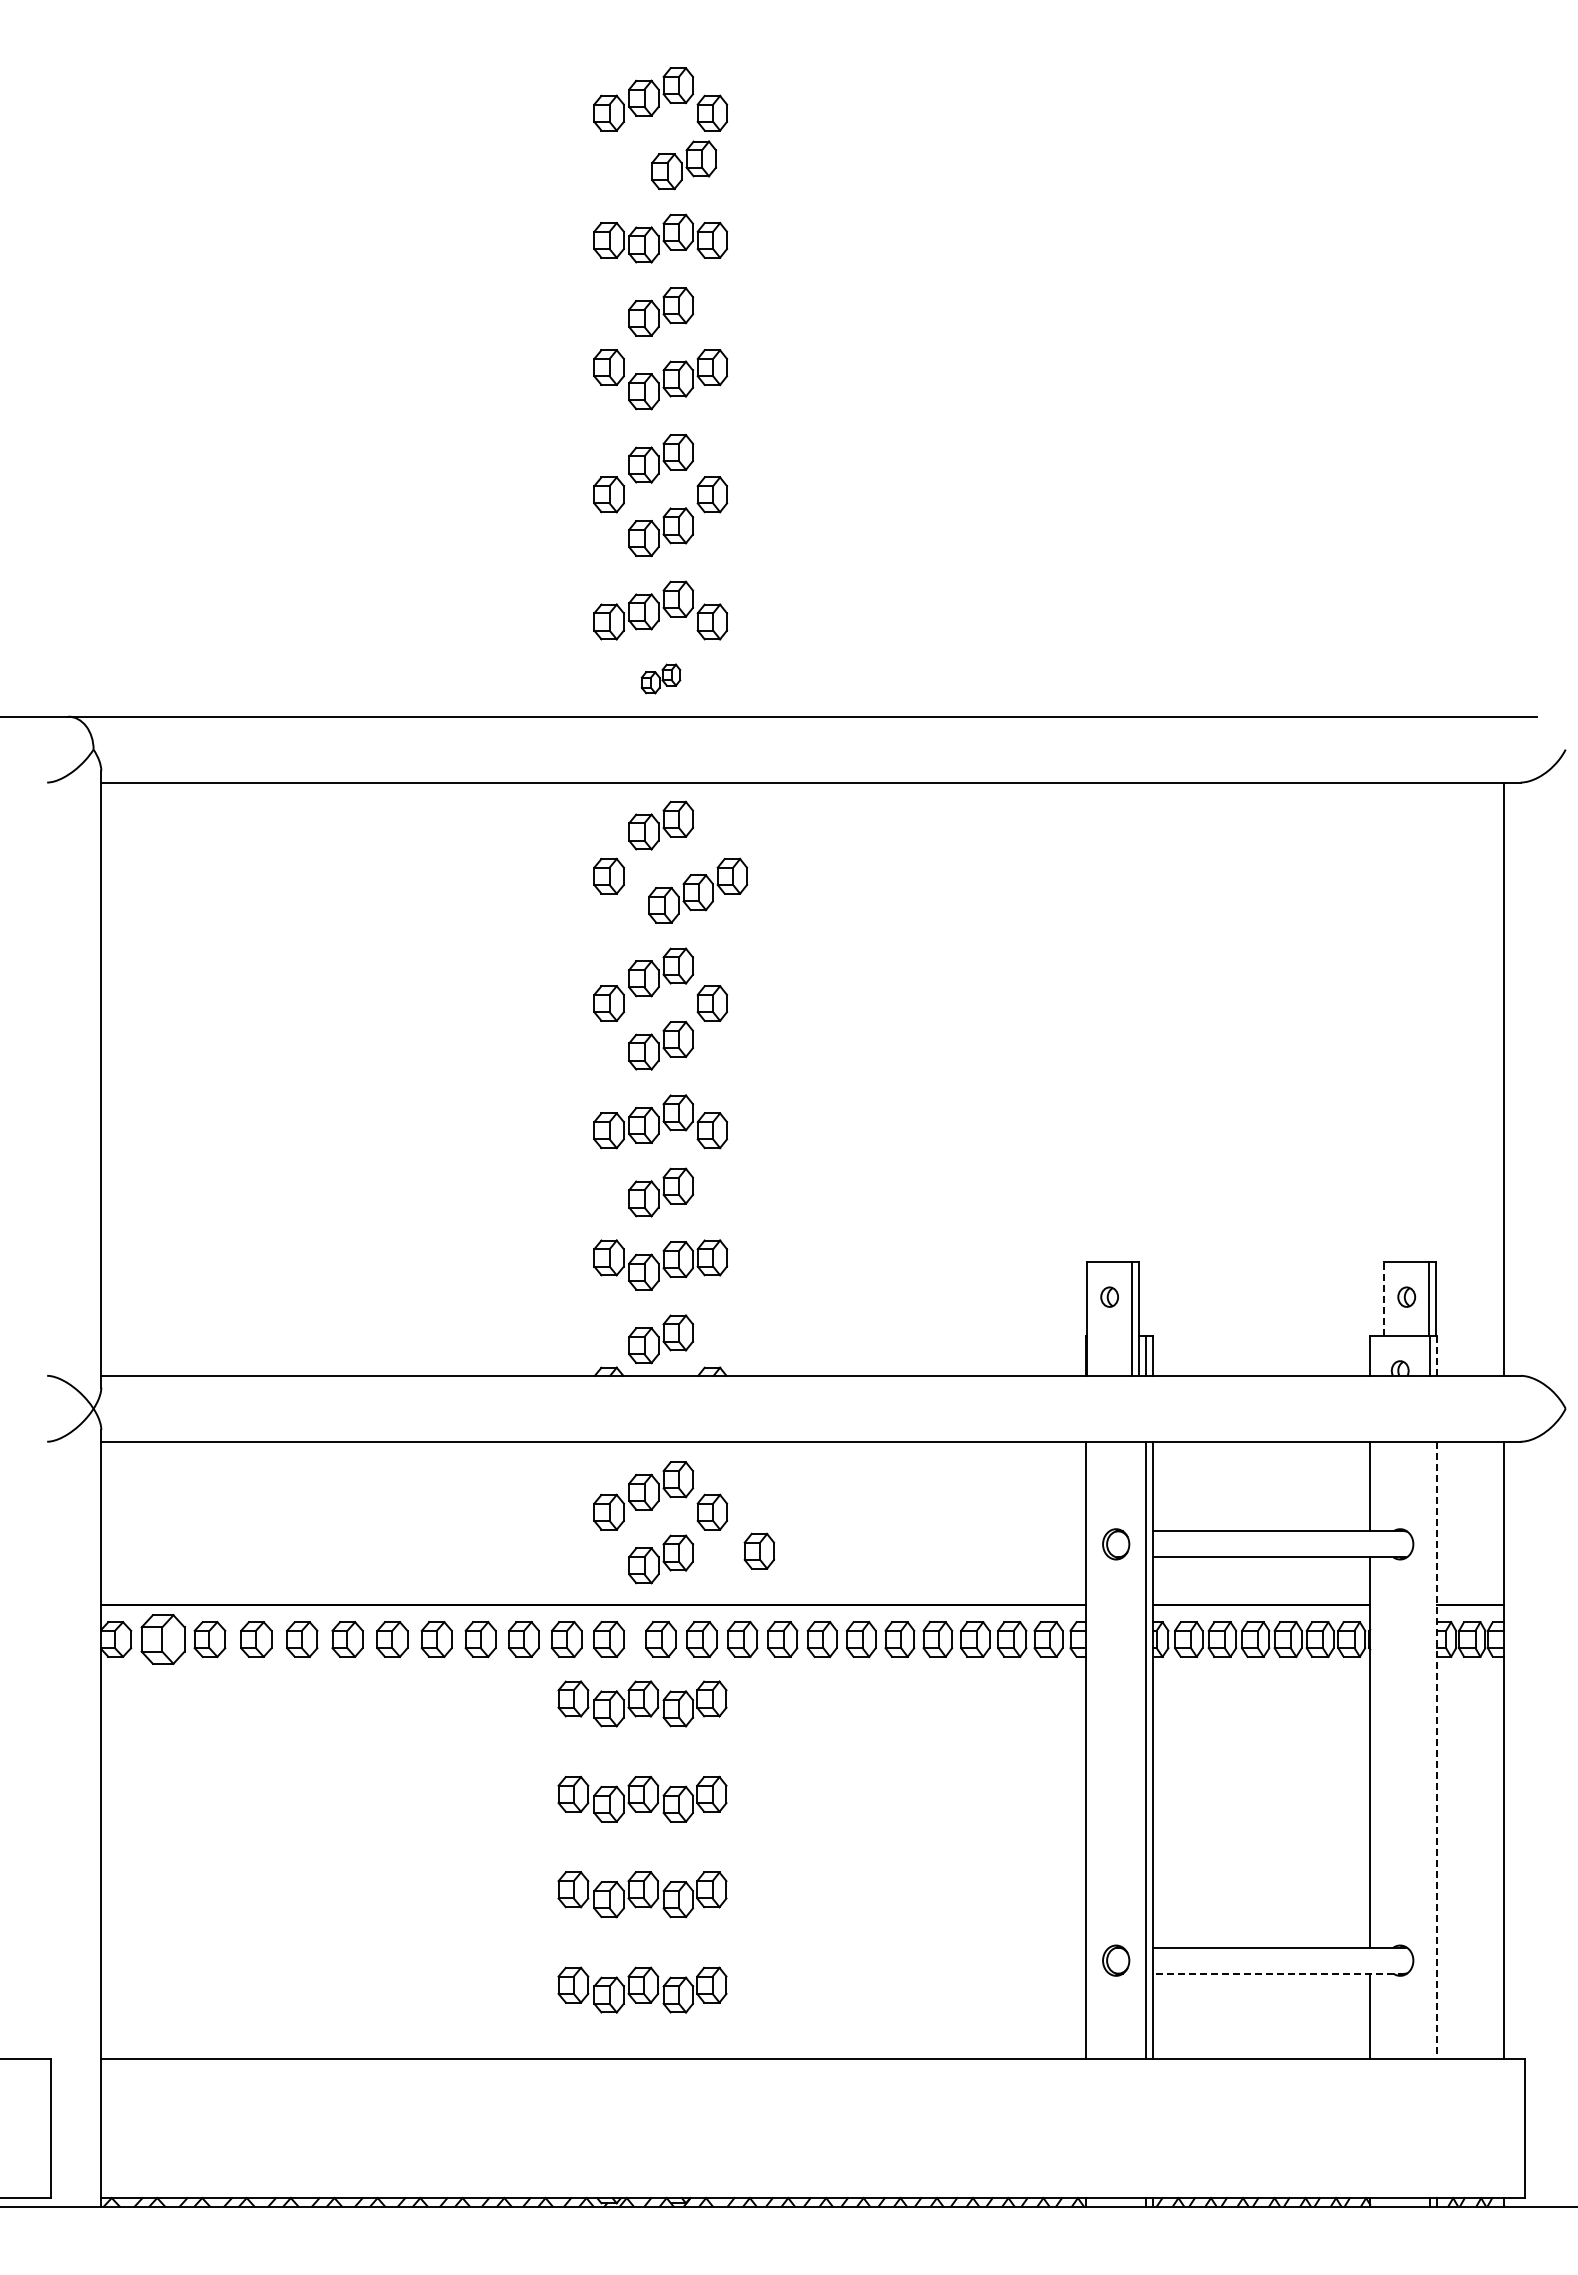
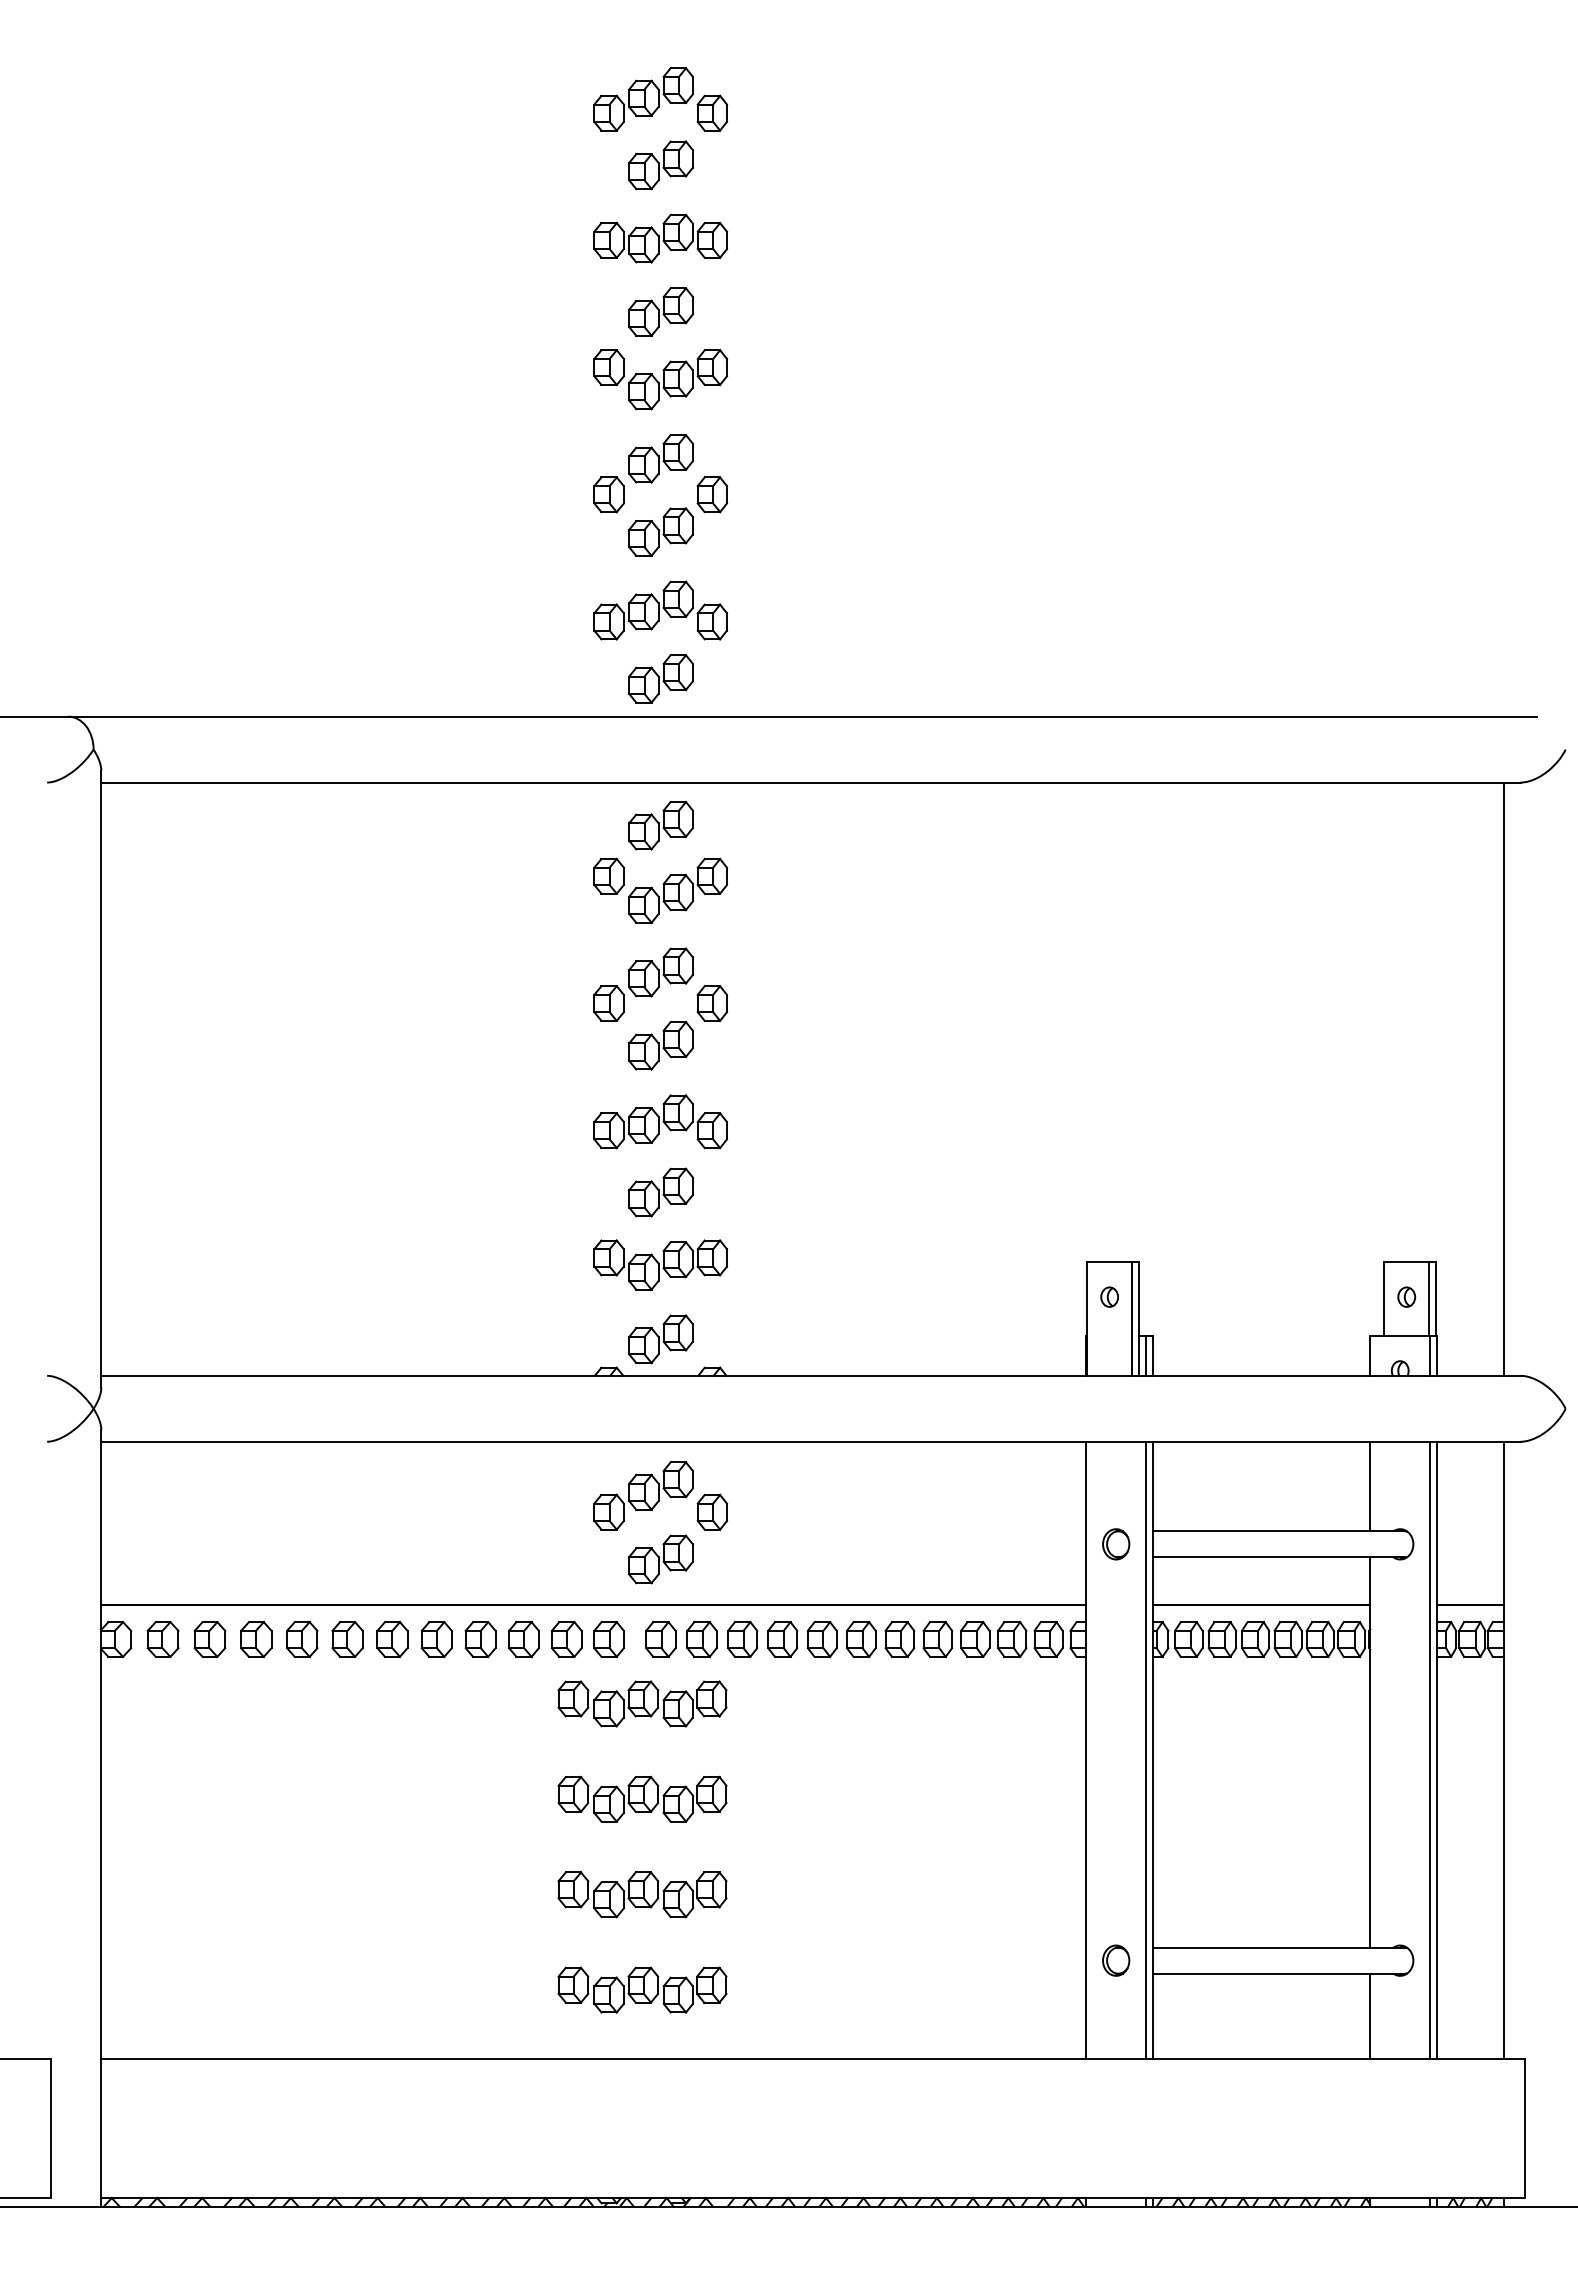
part position: (683, 165) -> (660, 165) (660, 165)
part size: 42x32 px -> 66x50 px (660, 678)
part position: (698, 890) -> (678, 890) (678, 890)
line: dashed -> solid (1384, 1299)
line: dashed -> solid (1436, 1356)
part: present -> none (759, 1550)
part size: 46x51 px -> 34x37 px (162, 1639)
line: none -> present (1430, 1750)
line: dashed -> solid (1436, 1750)
line: dashed -> solid (1278, 1973)
